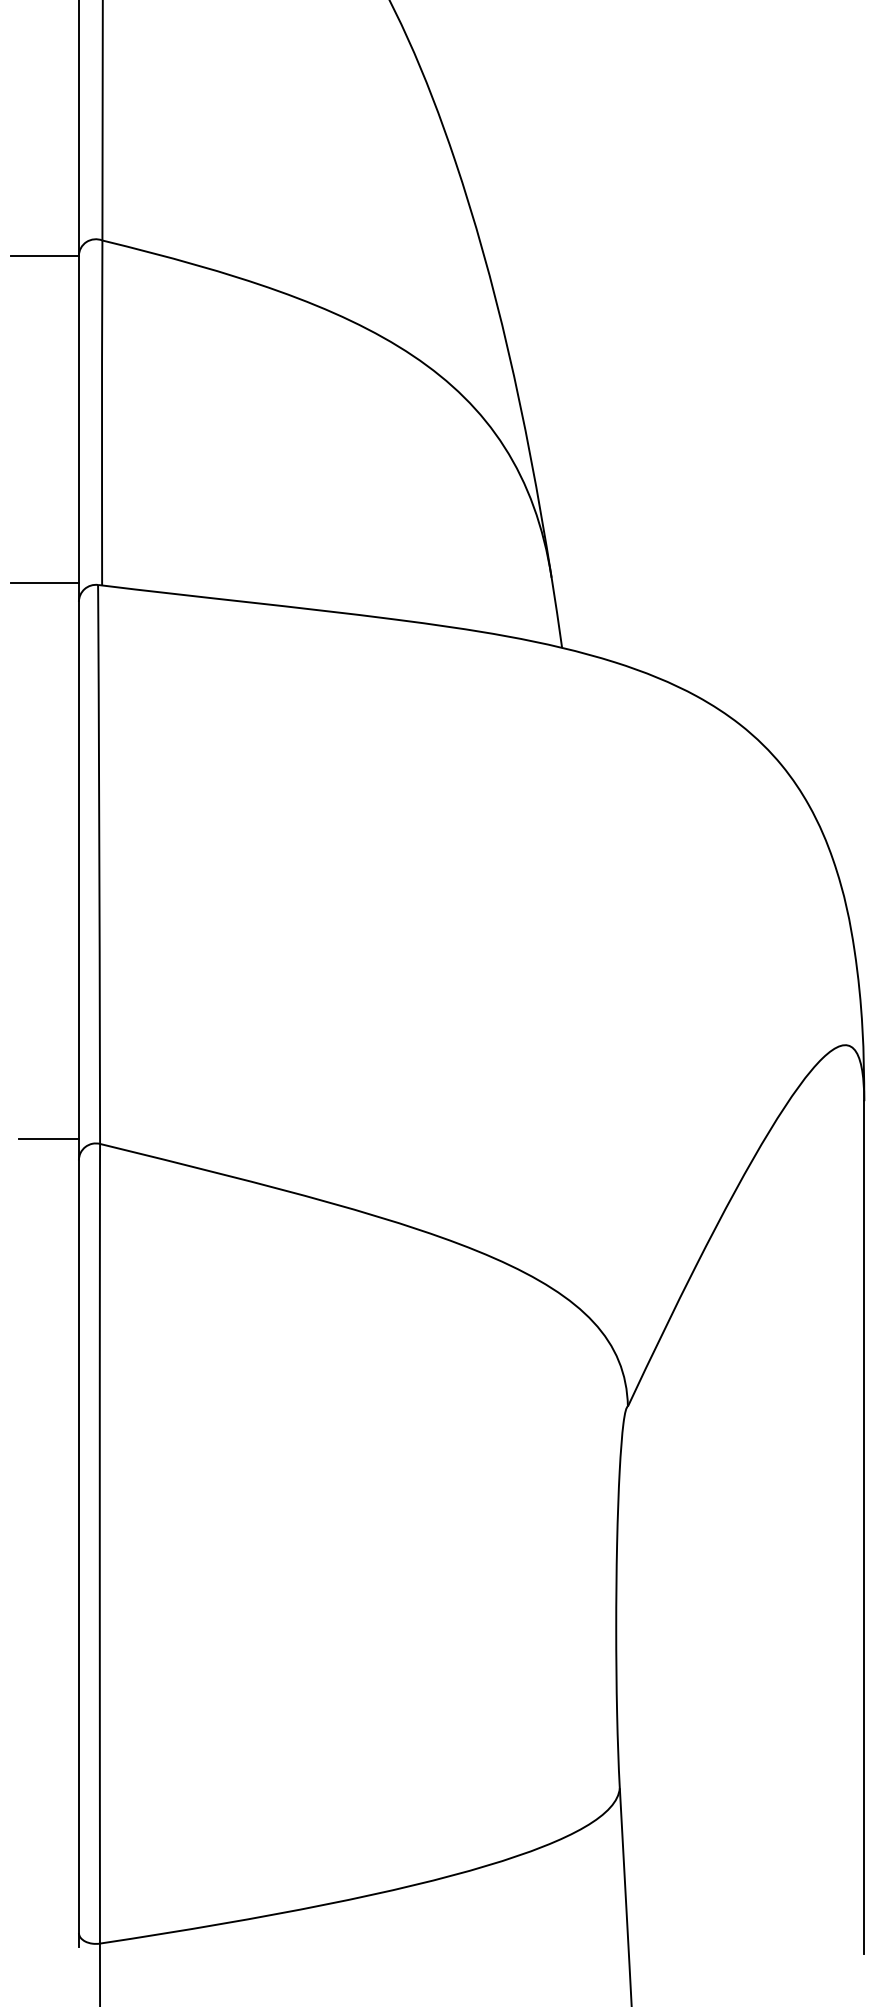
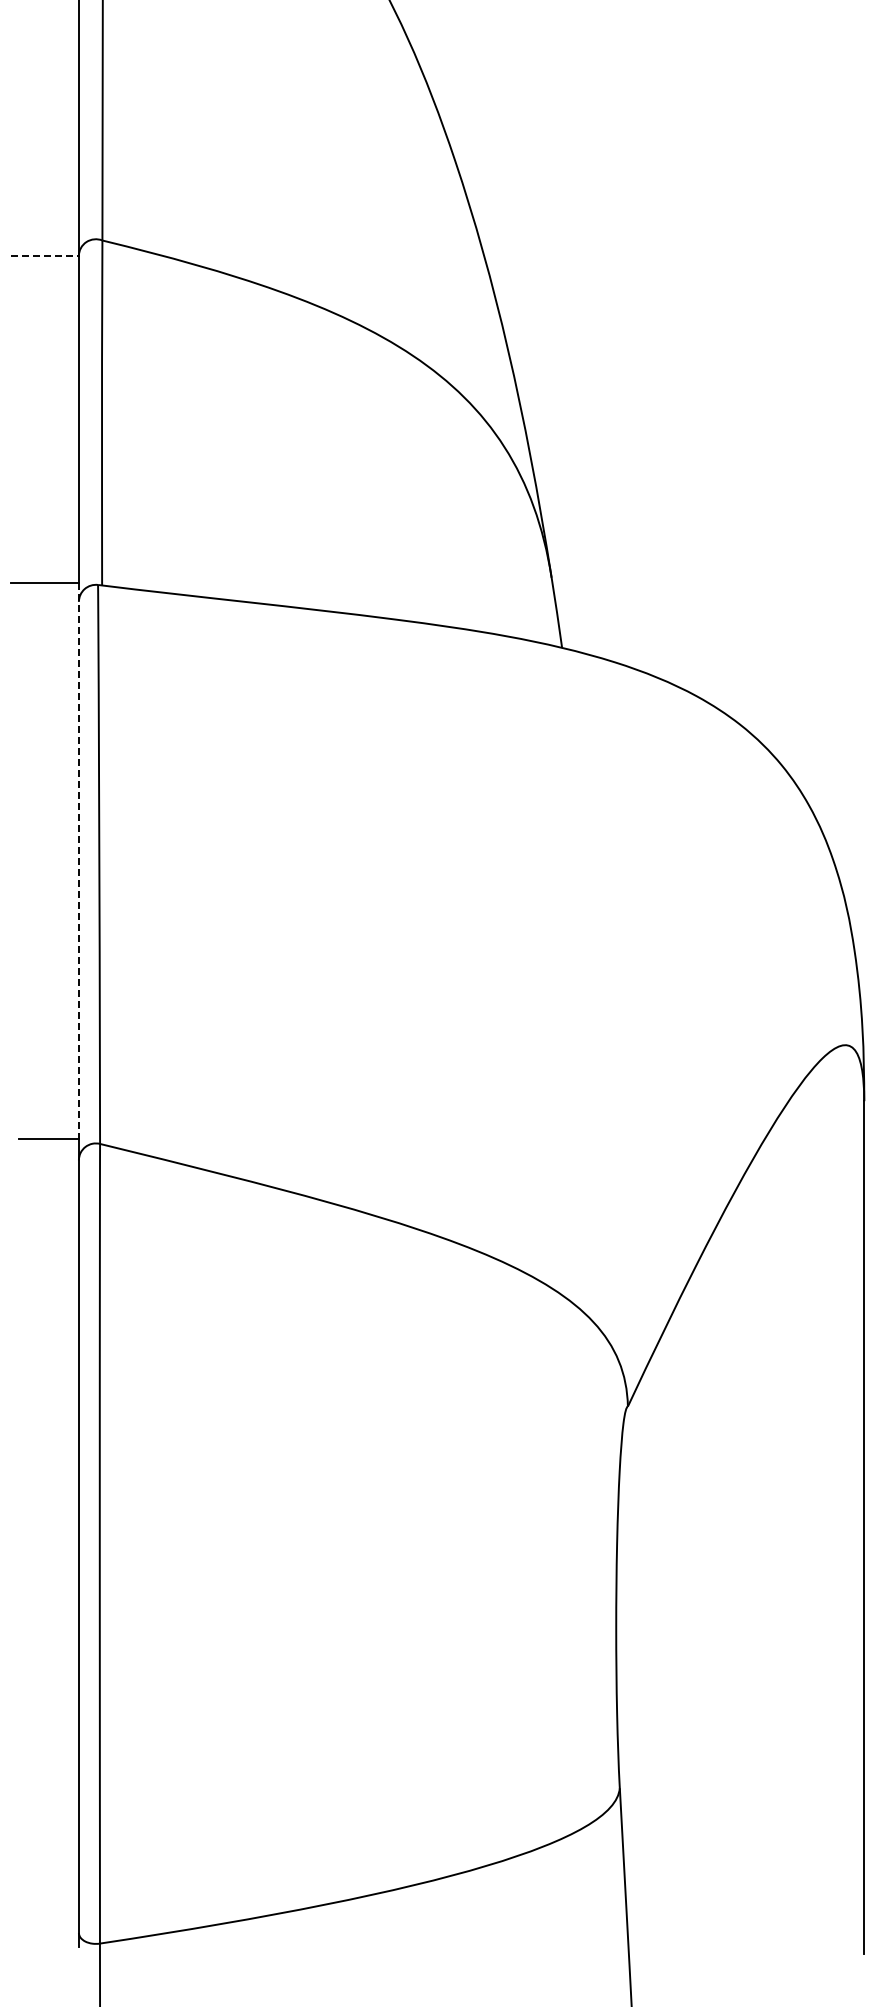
line: solid -> dashed (45, 256)
line: solid -> dashed (78, 860)
